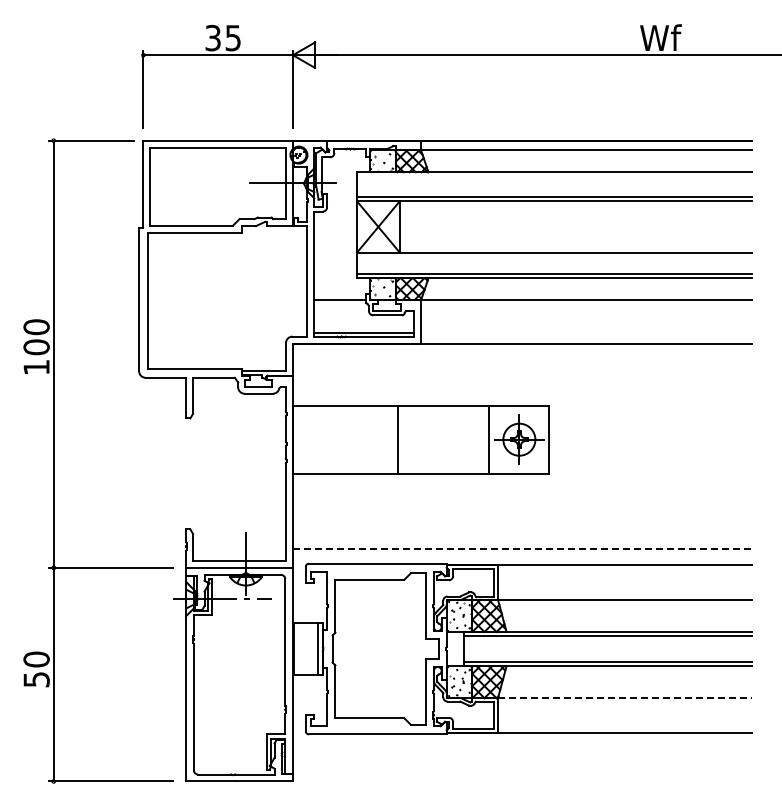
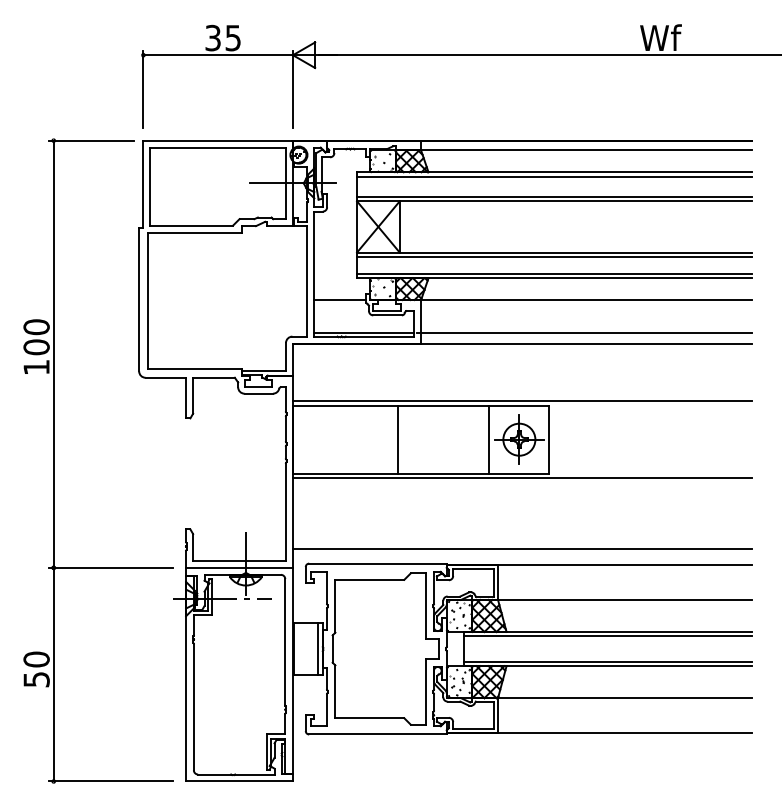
line: none -> present (554, 176)
line: none -> present (554, 256)
line: none -> present (584, 332)
line: none -> present (522, 401)
line: none -> present (522, 478)
line: dashed -> solid (522, 548)
line: dashed -> solid (625, 698)
